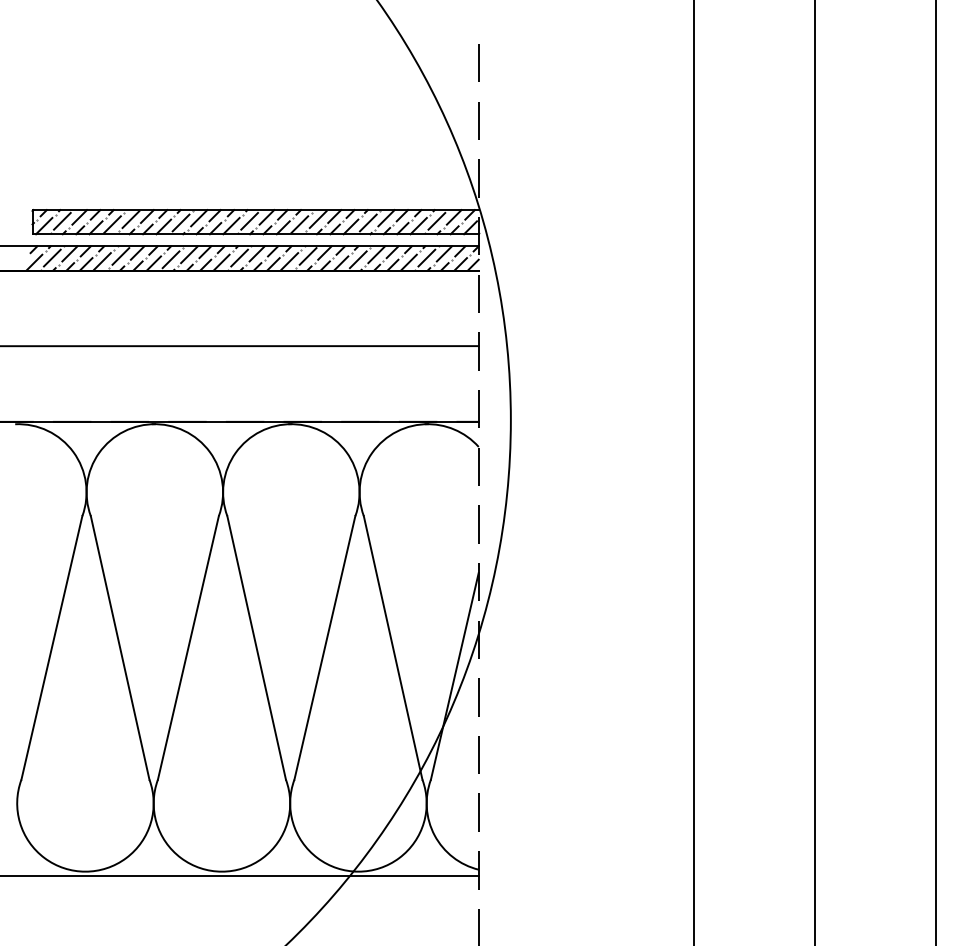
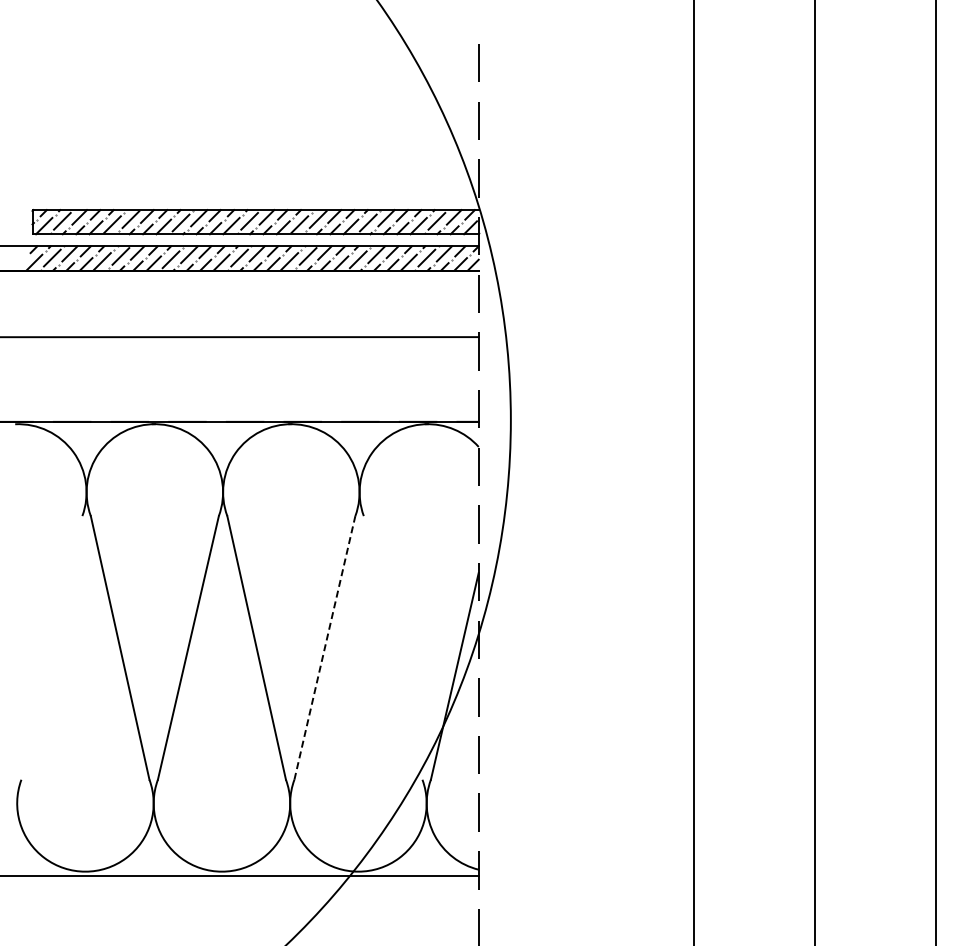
line position: (240, 346) -> (240, 337) (240, 337)
line: present -> none (51, 647)
line: solid -> dashed (325, 647)
line: present -> none (392, 647)
